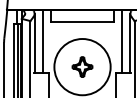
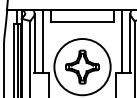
part size: 23x22 px -> 35x36 px (82, 66)
